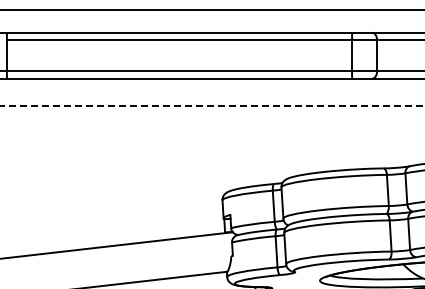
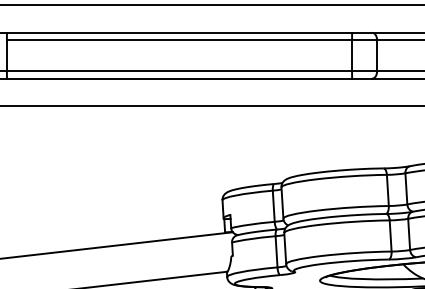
line position: (211, 10) -> (211, 5) (211, 5)
line: dashed -> solid (212, 106)
